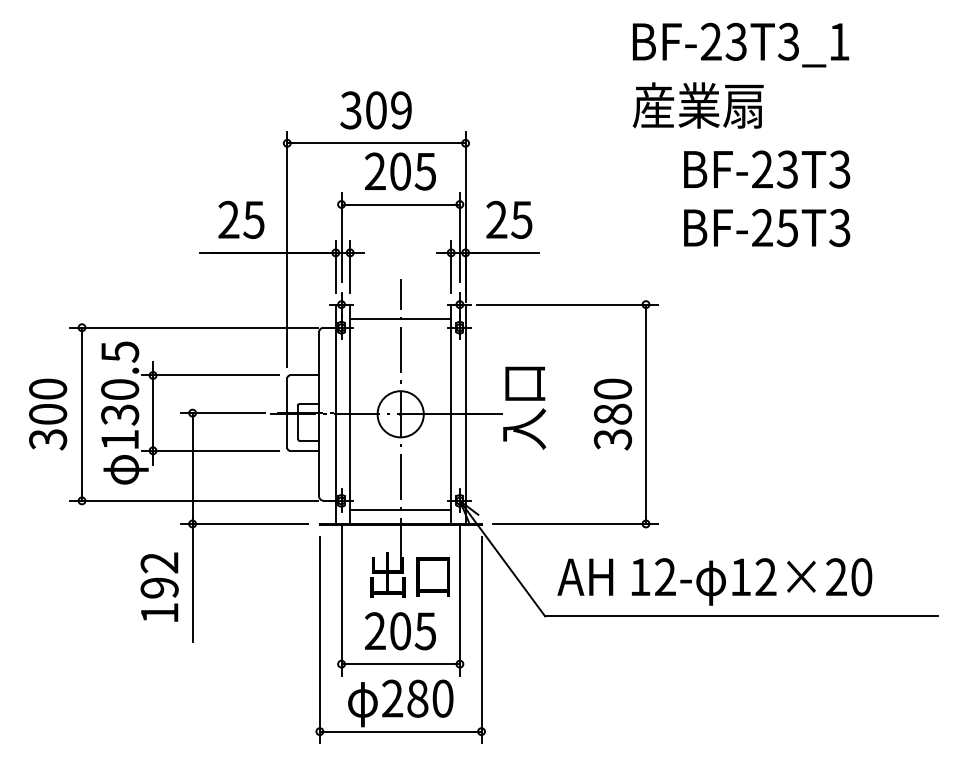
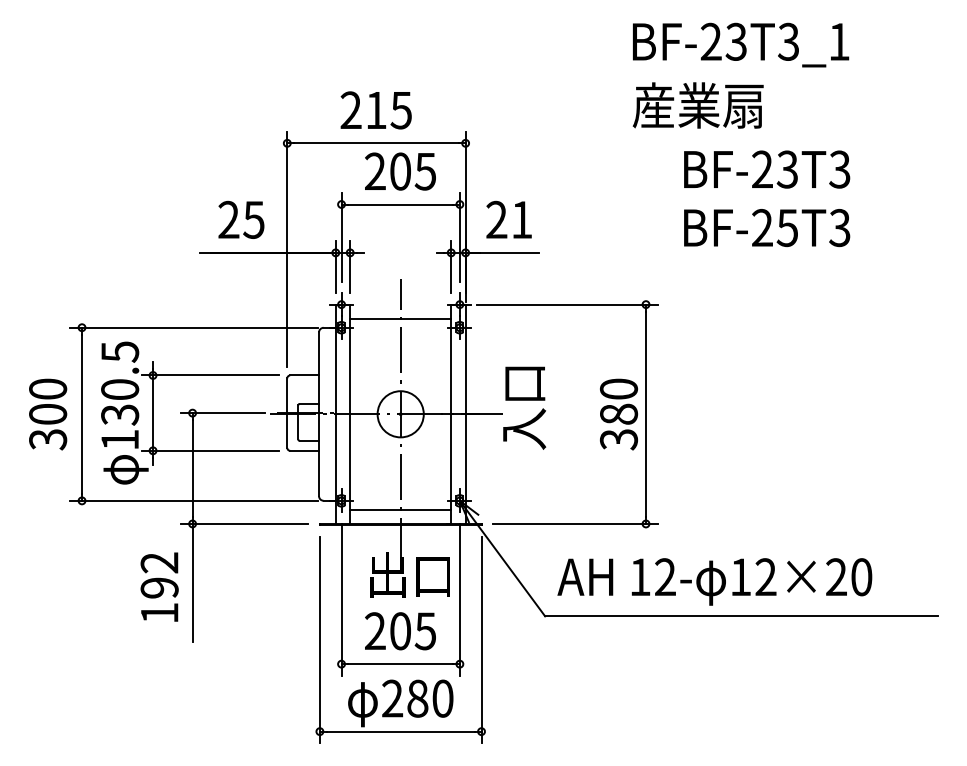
text: 309 -> 215 (375, 110)
text: 25 -> 21 (521, 219)
text position: (613, 414) -> (619, 414) (619, 414)
